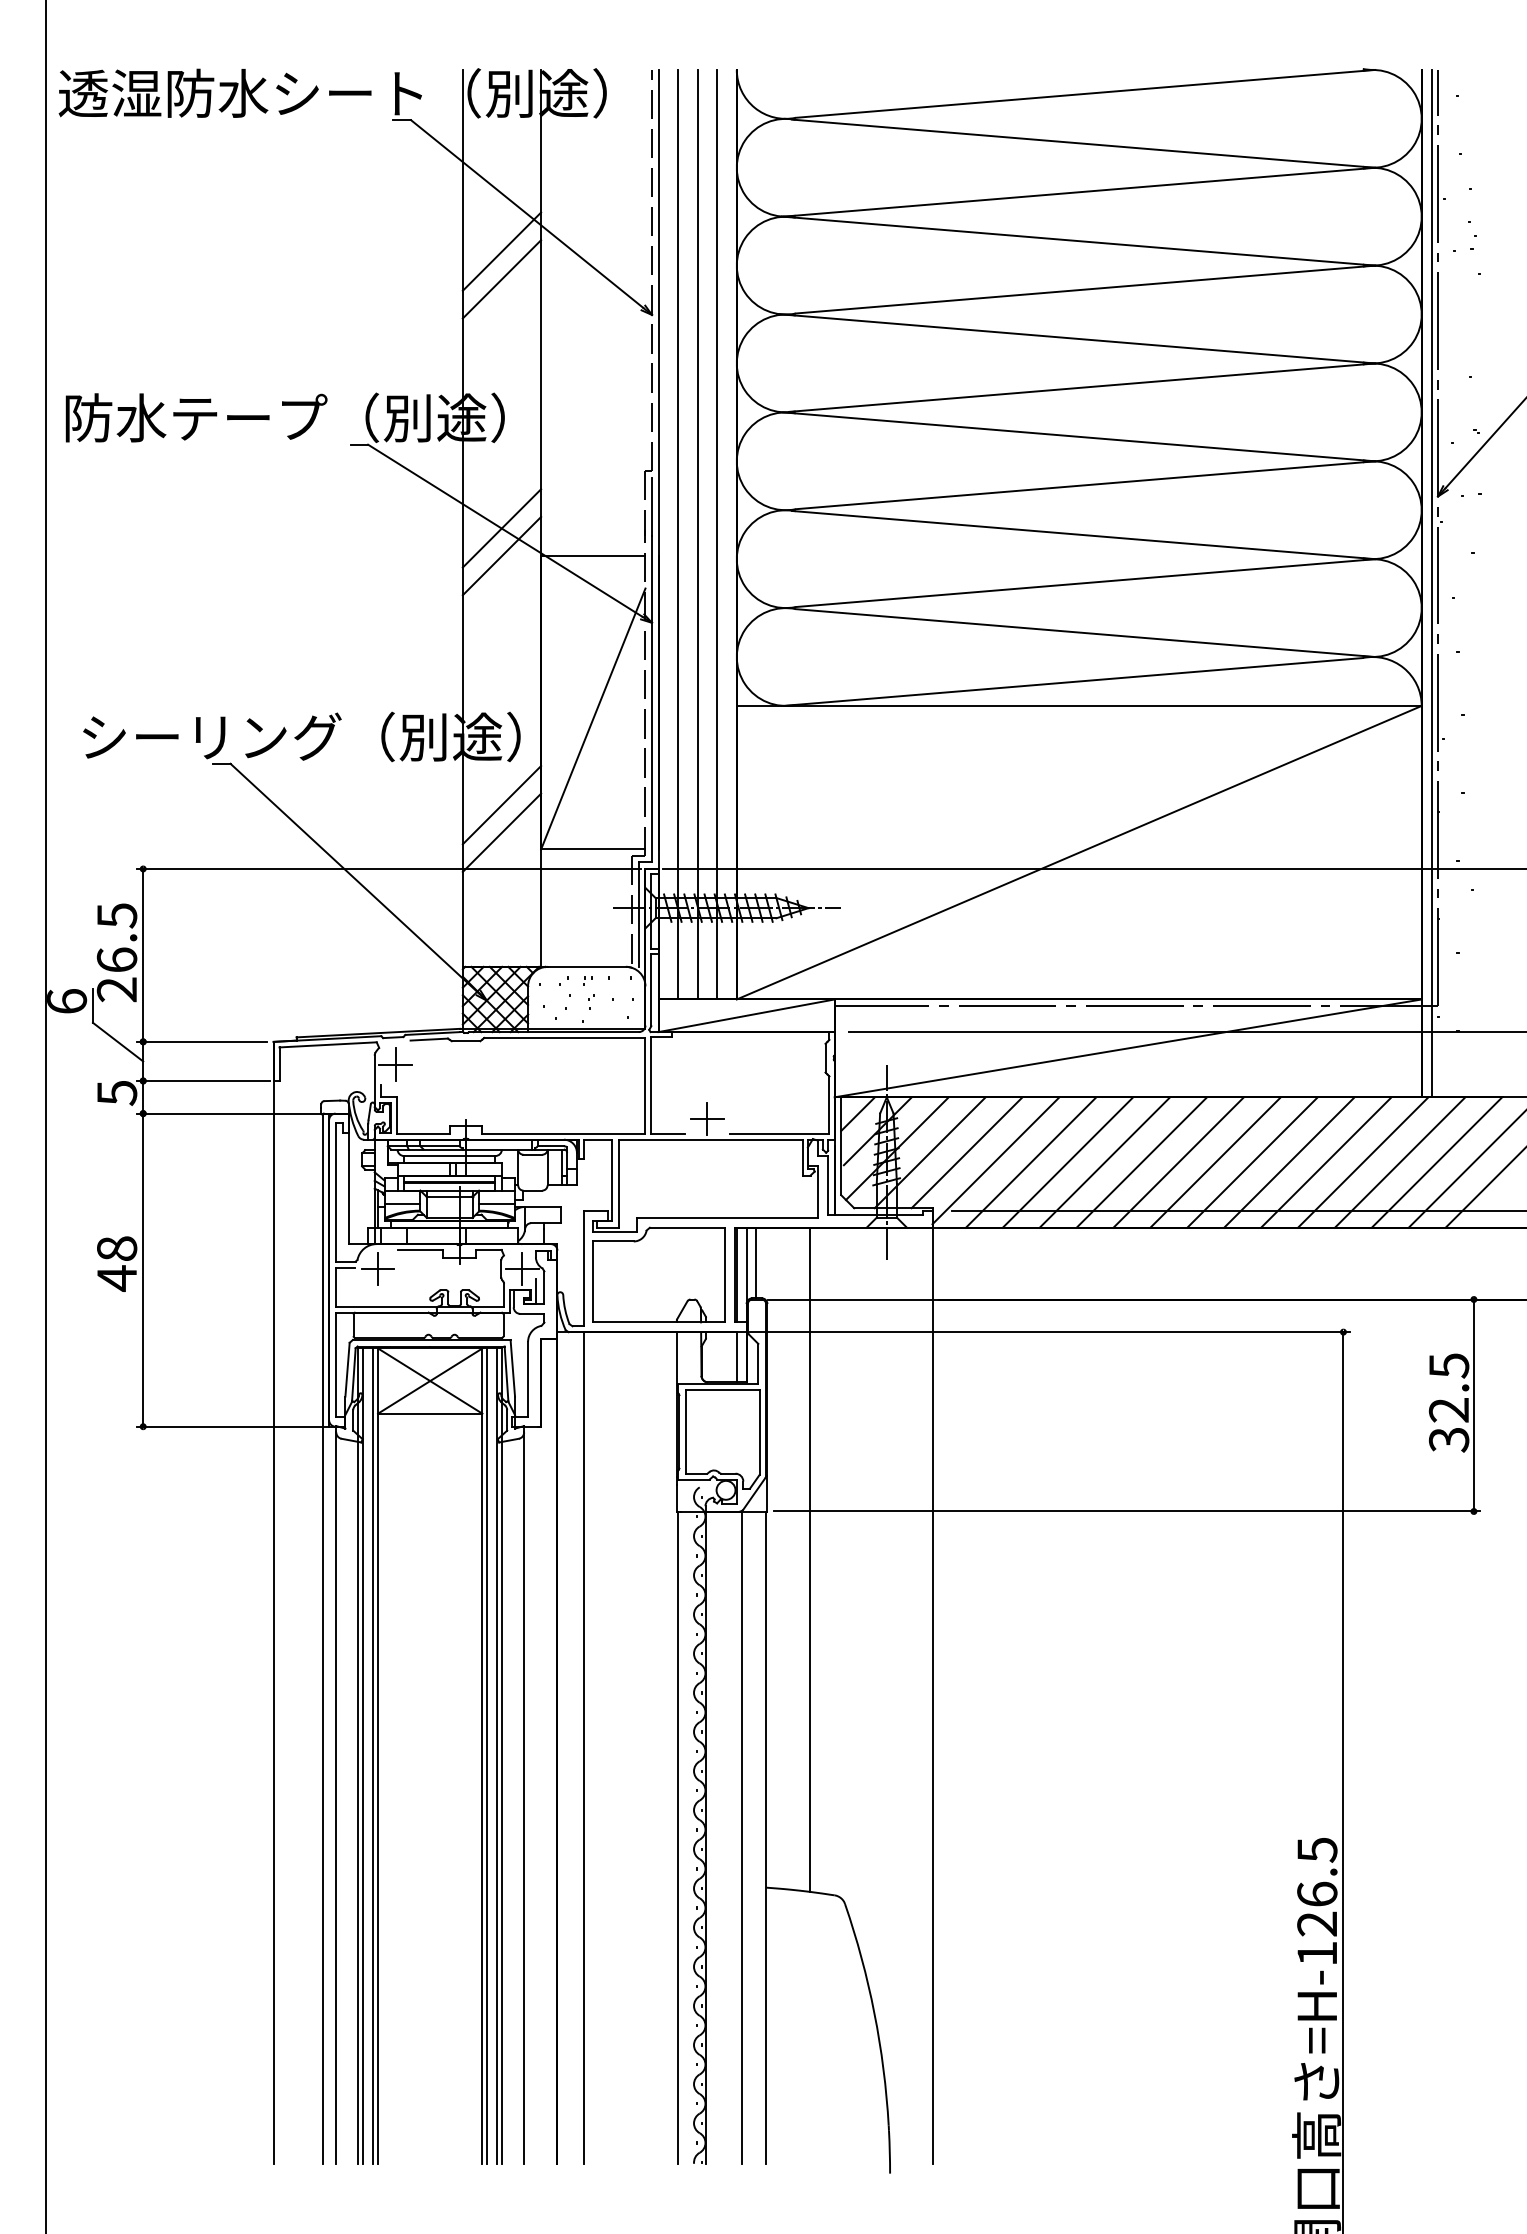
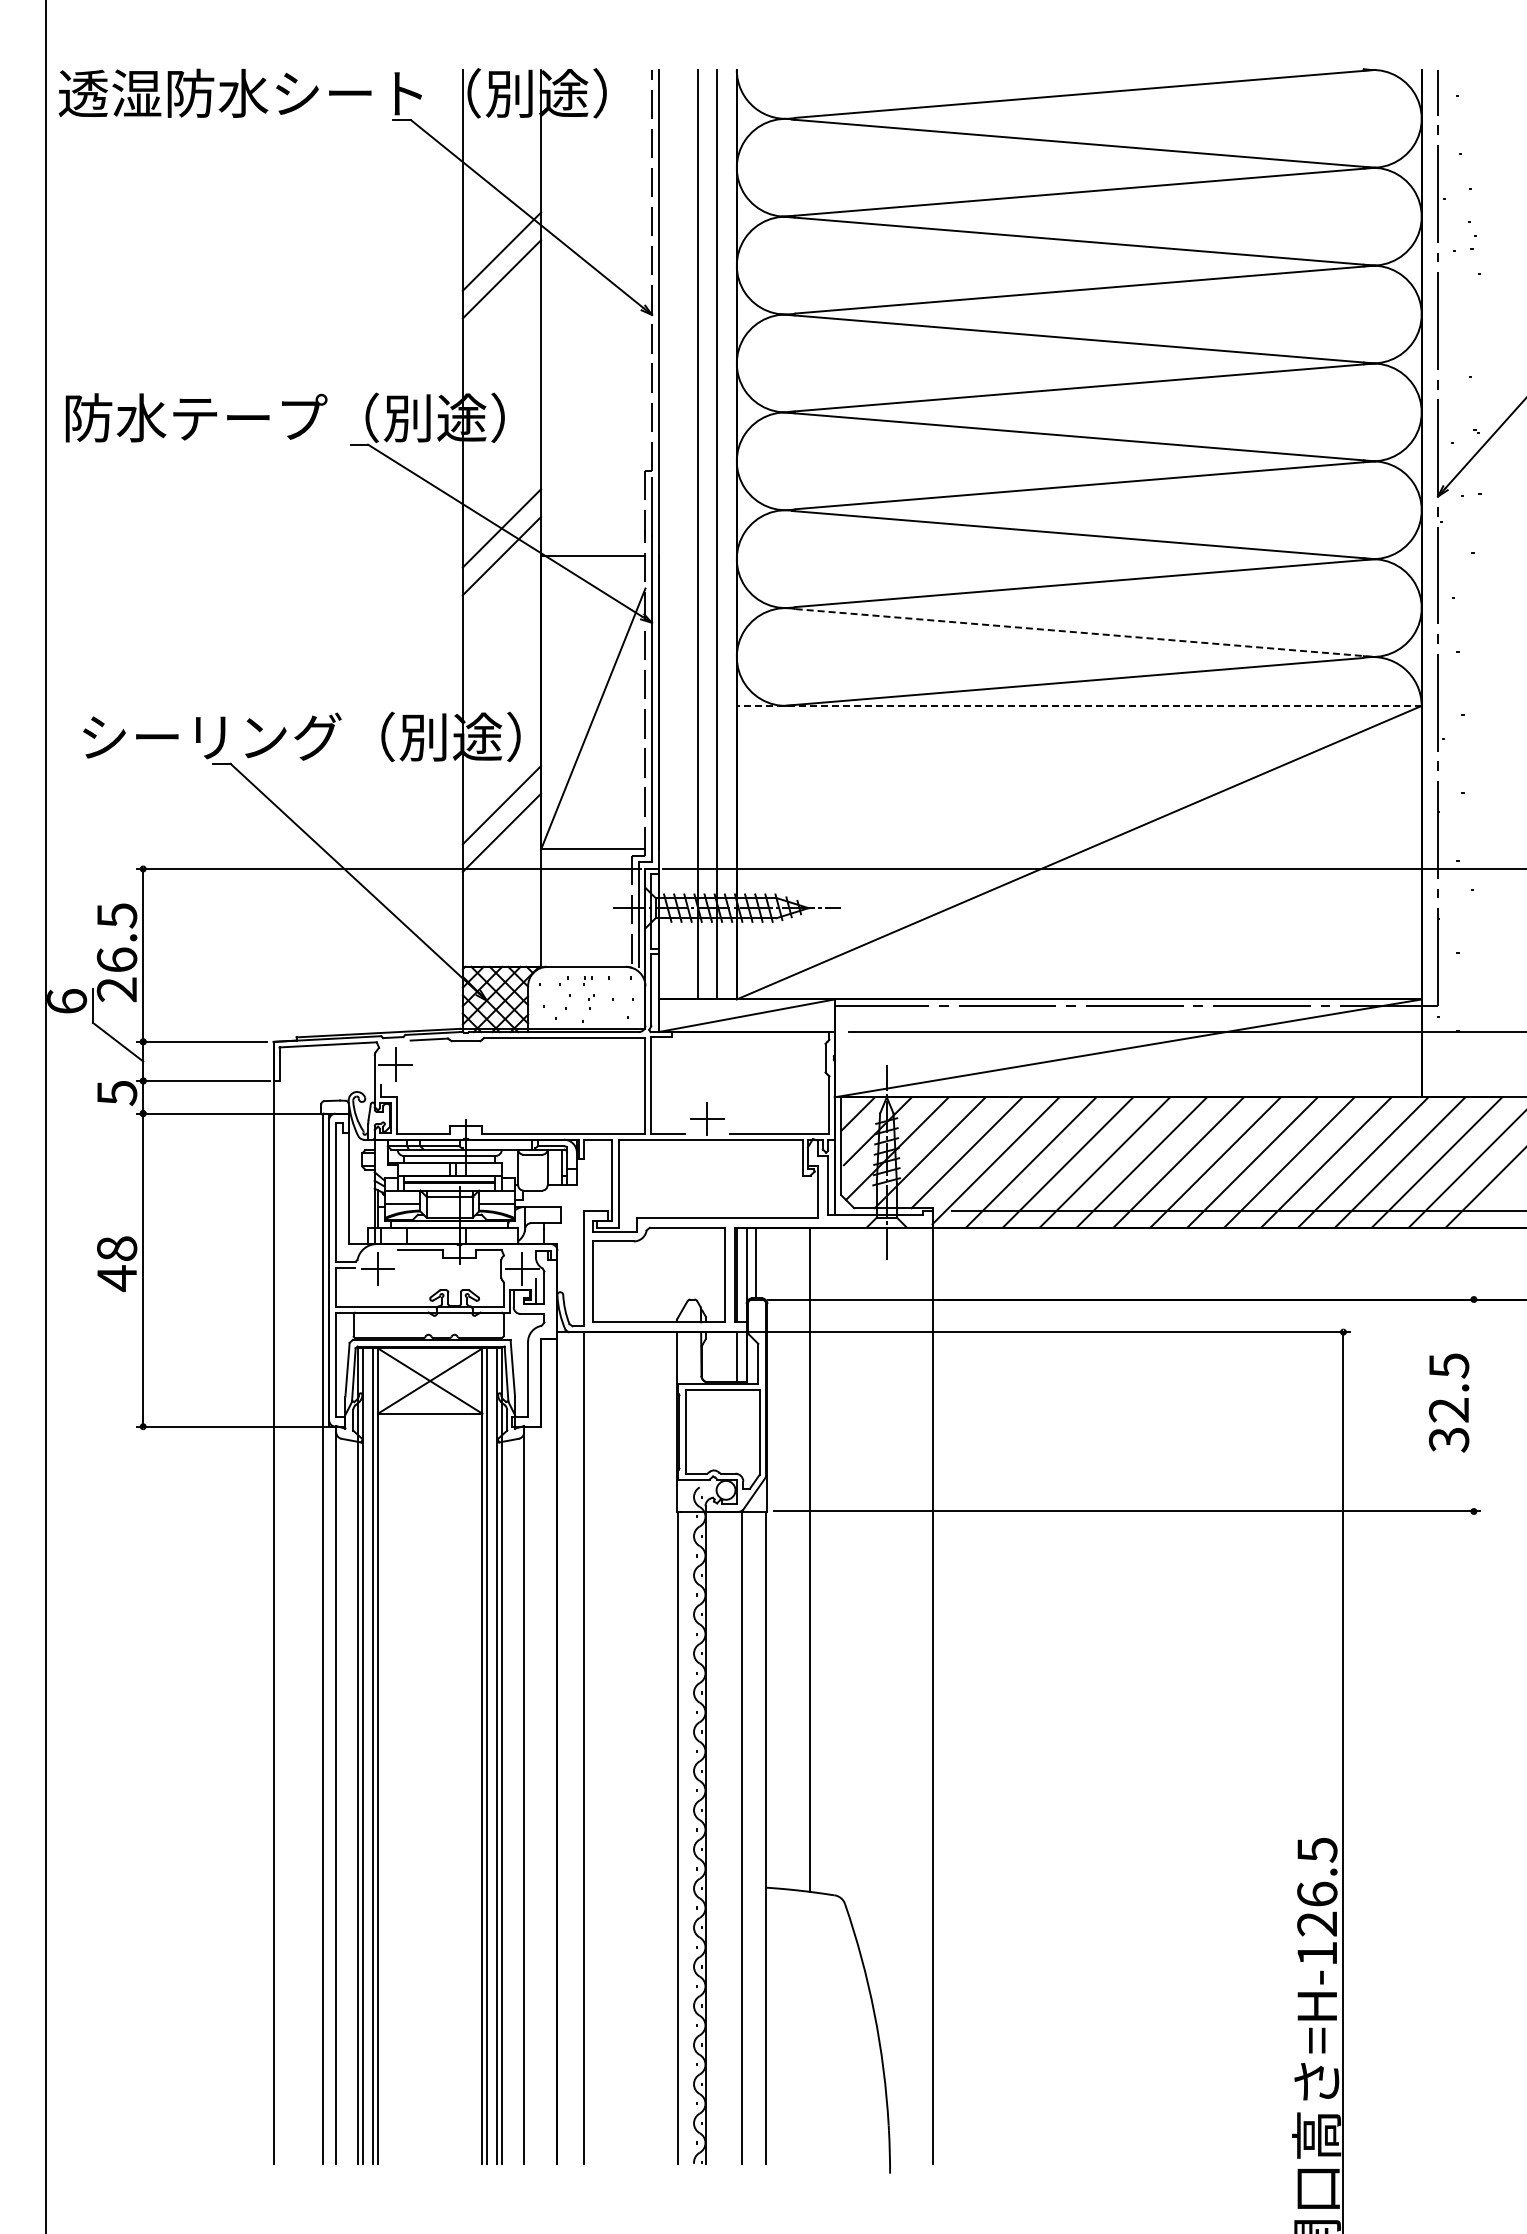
line: present -> none (678, 534)
line: present -> none (1431, 583)
line: solid -> dashed (1085, 633)
line: solid -> dashed (1078, 705)
line: present -> none (1473, 1405)
